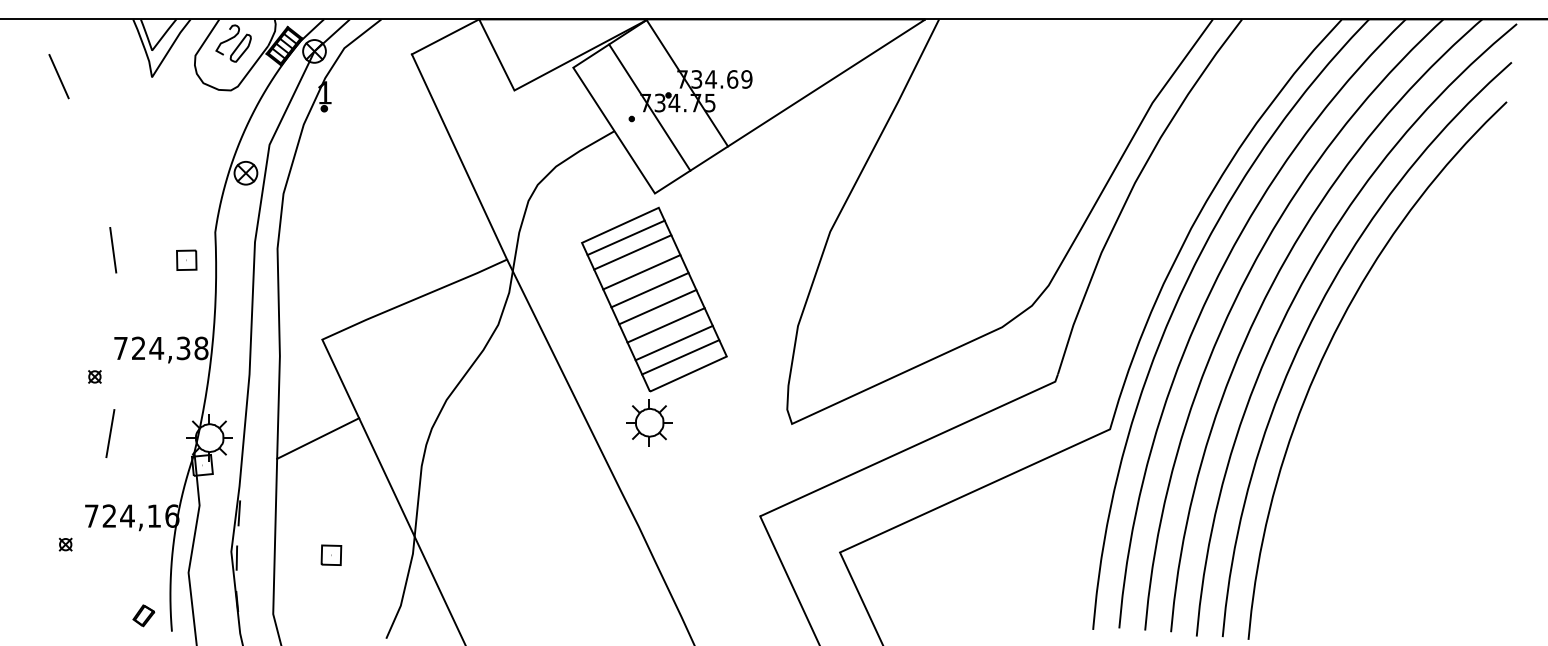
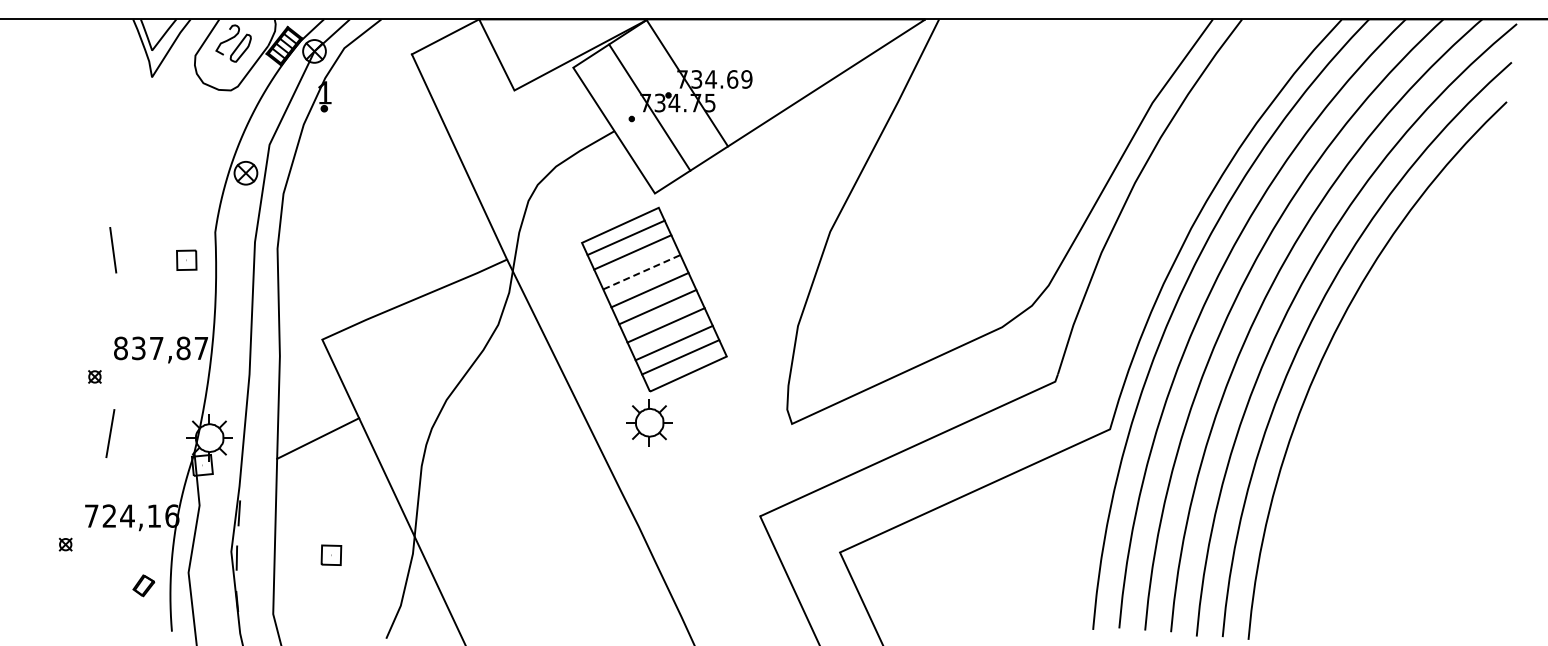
line: present -> none (58, 76)
line: solid -> dashed (642, 272)
text: 724,38 -> 837,87 (161, 348)
part position: (143, 615) -> (143, 585) (143, 585)
